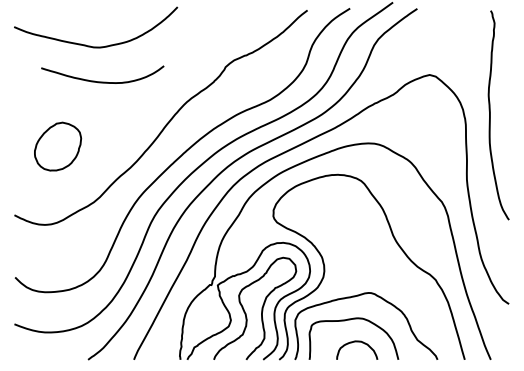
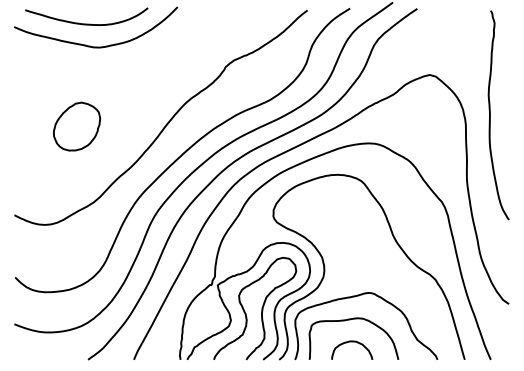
curve position: (102, 81) -> (86, 23) (86, 23)
part position: (58, 146) -> (77, 126) (77, 126)
curve position: (357, 342) -> (352, 342) (352, 342)
